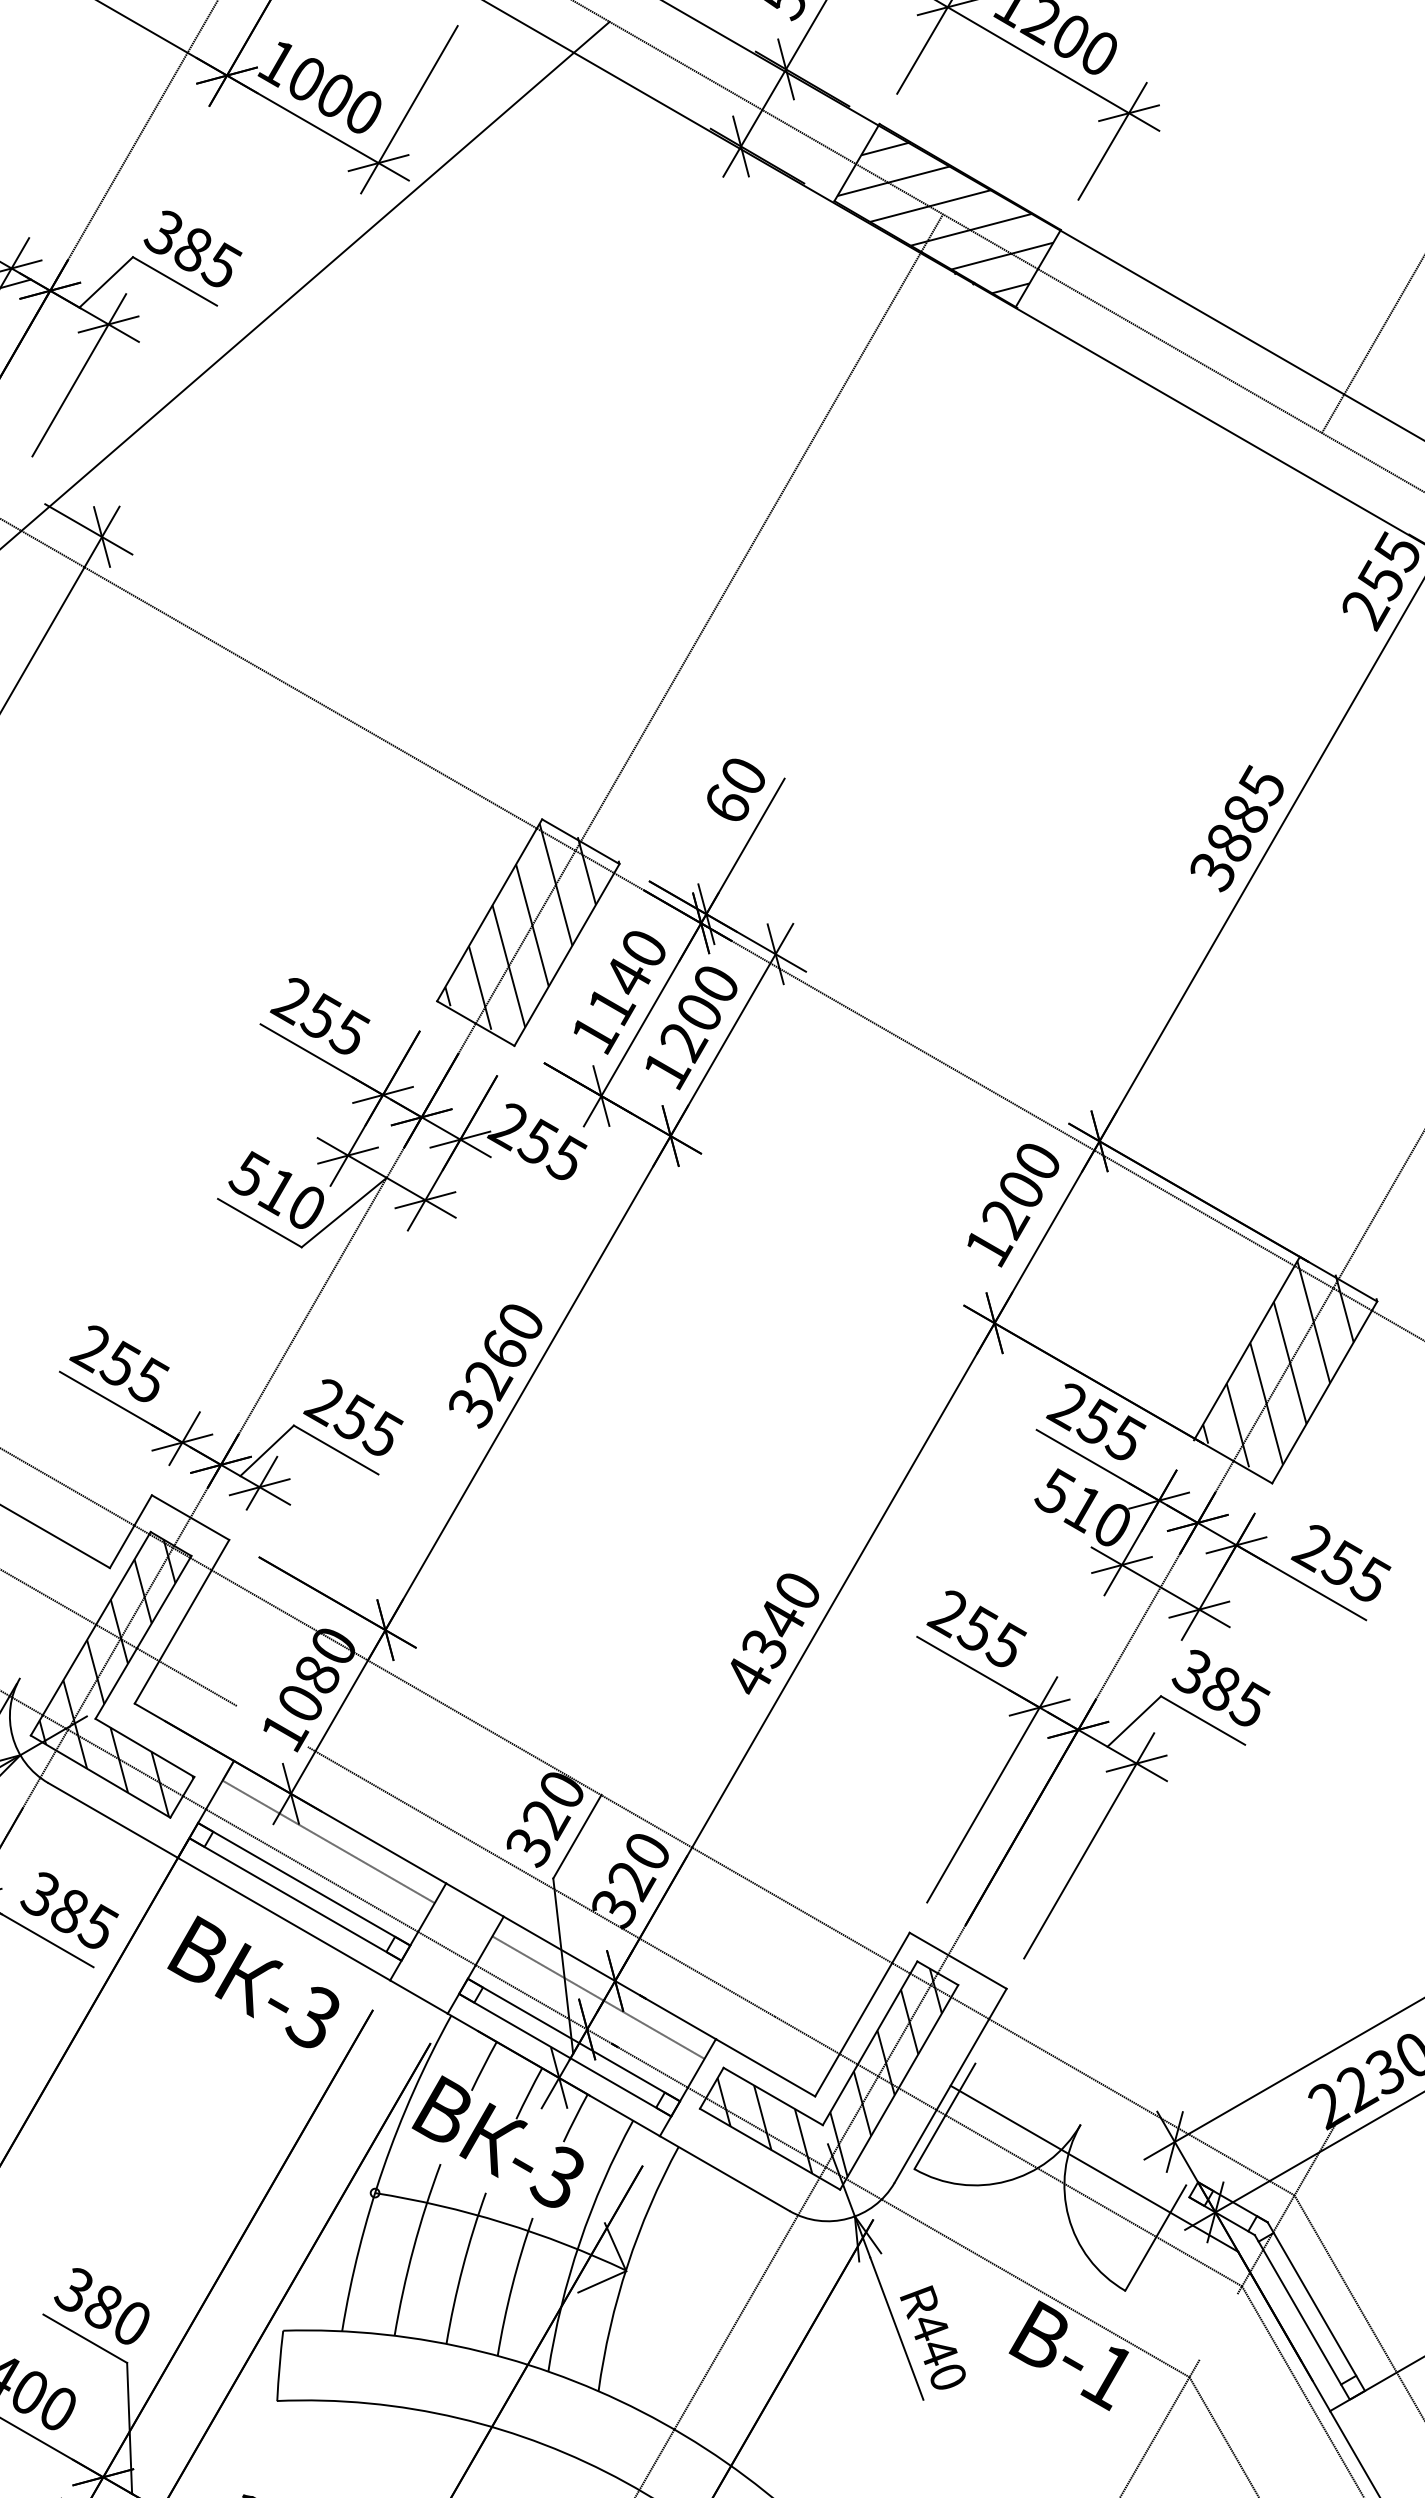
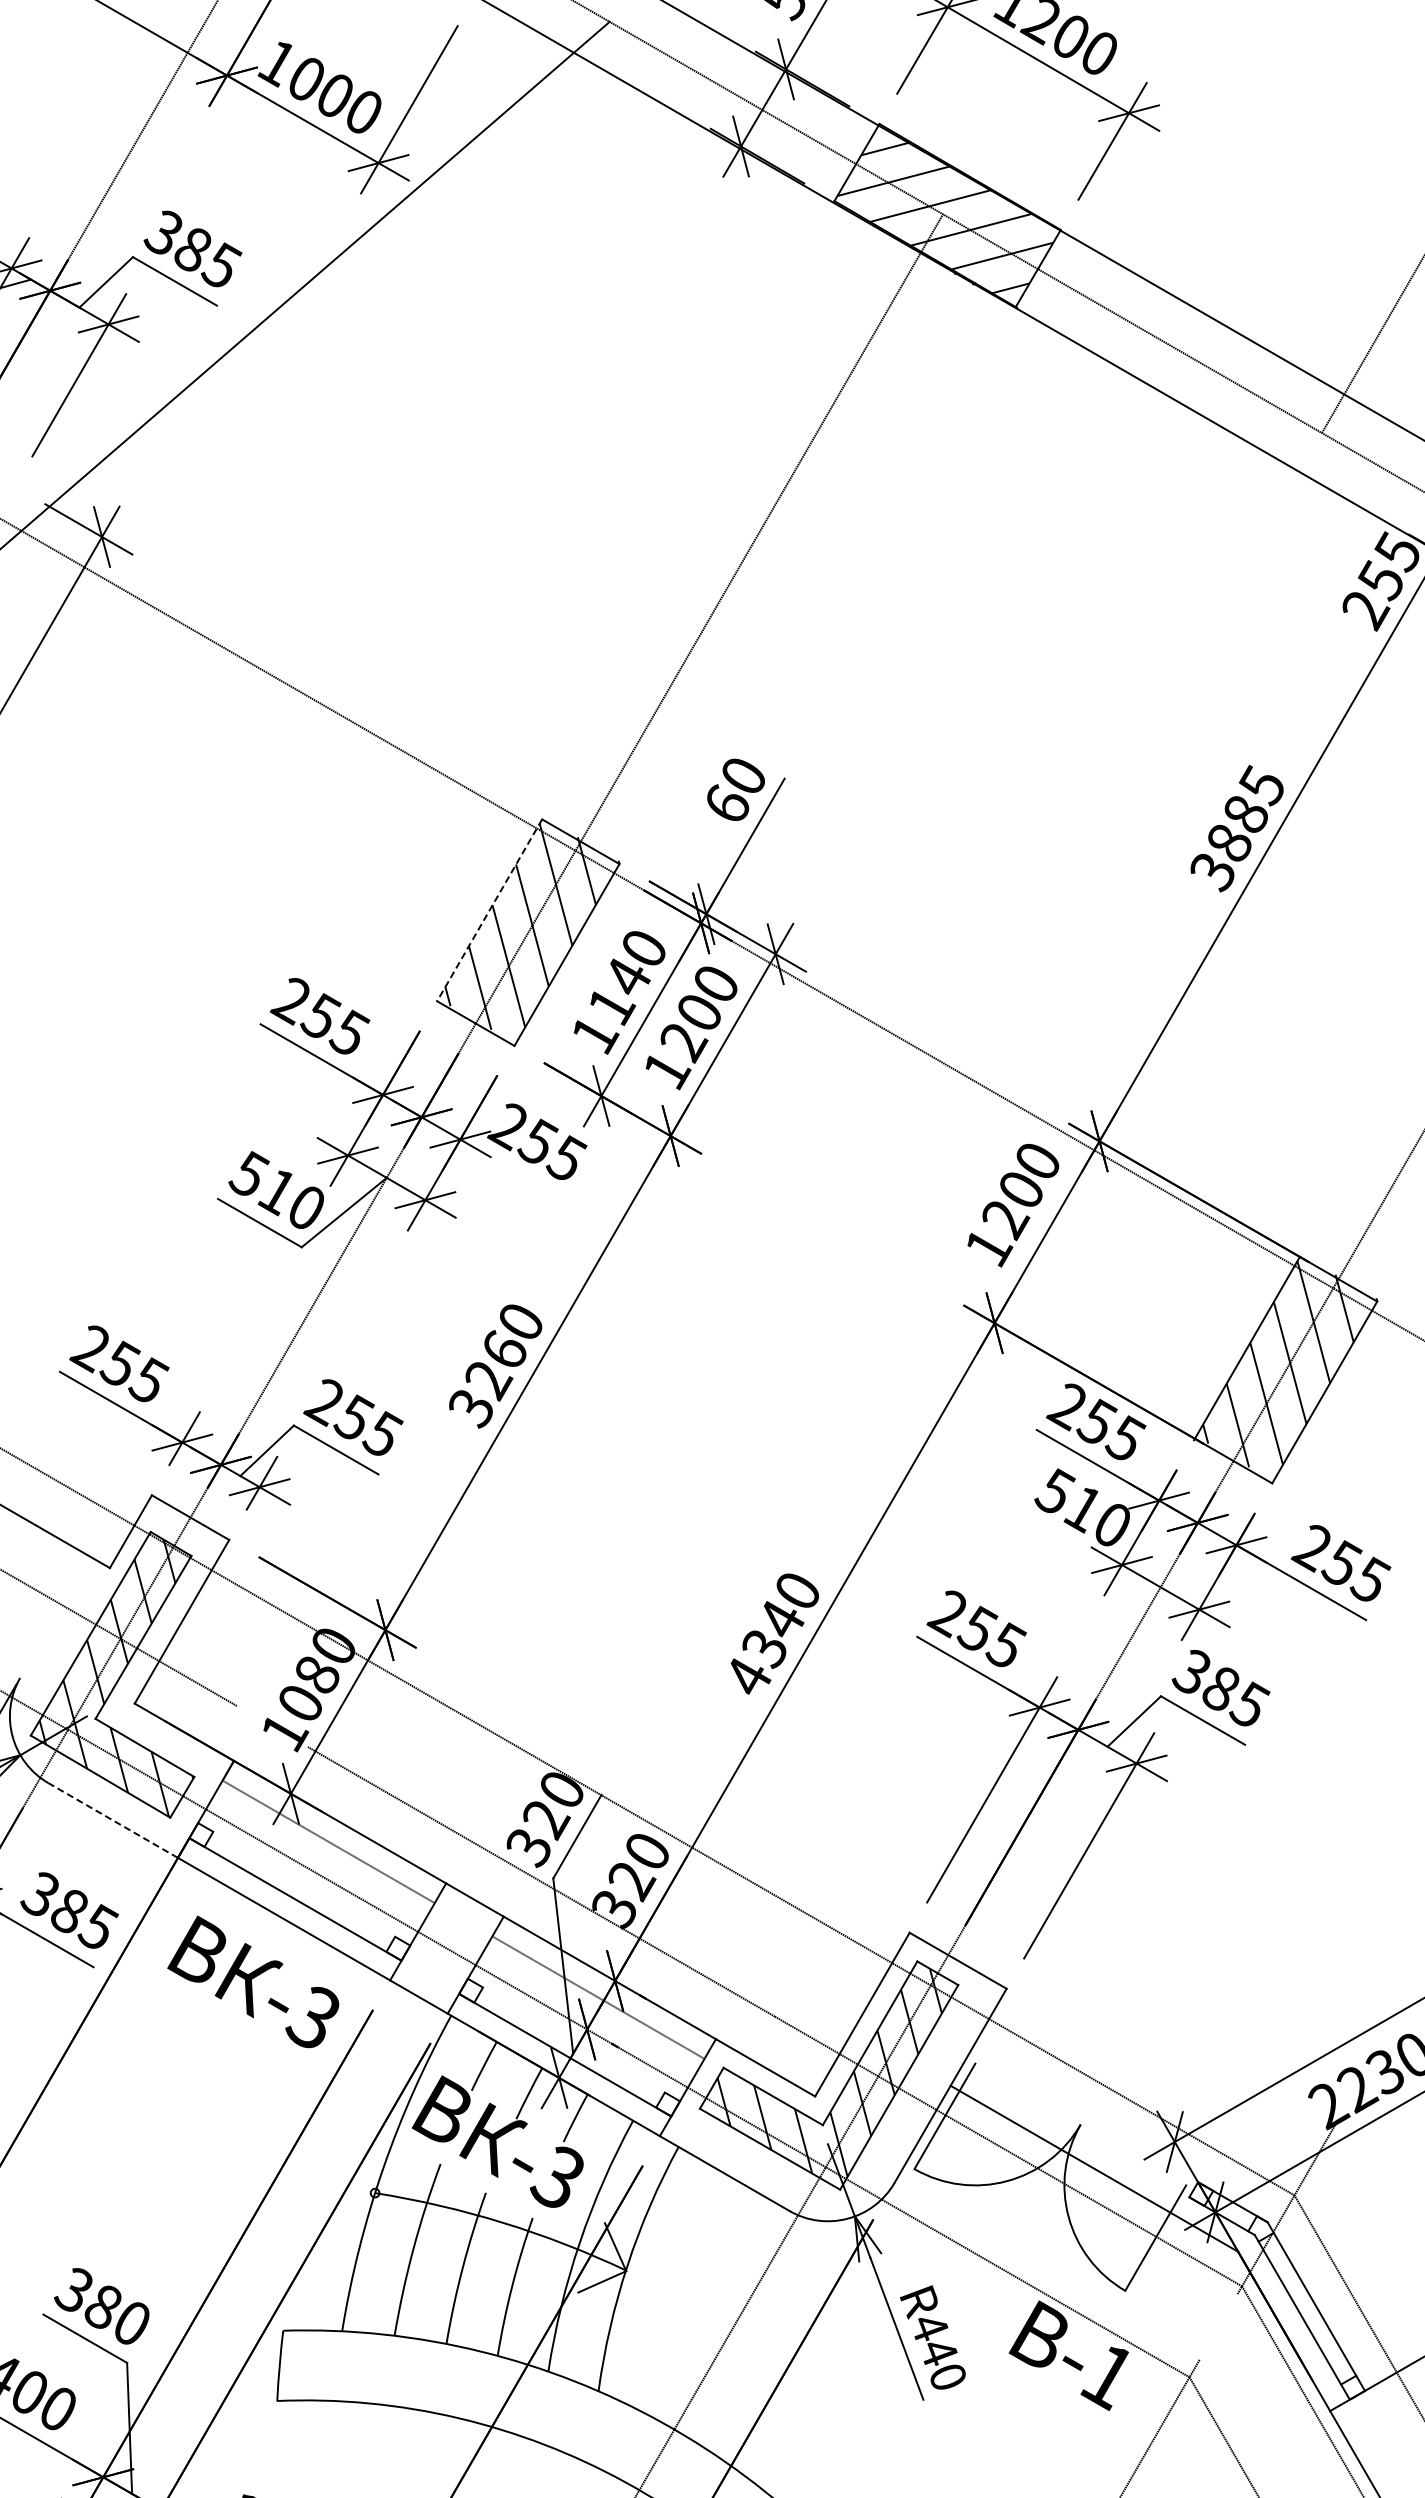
line: solid -> dashed (489, 910)
line: solid -> dashed (113, 1820)
line: present -> none (304, 1884)
line: present -> none (573, 2039)
